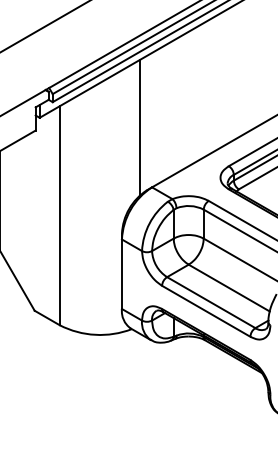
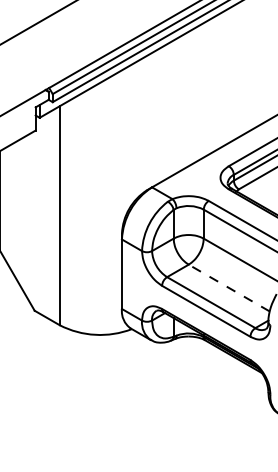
line position: (44, 26) -> (37, 22) (37, 22)
line: present -> none (140, 127)
line: solid -> dashed (229, 288)
